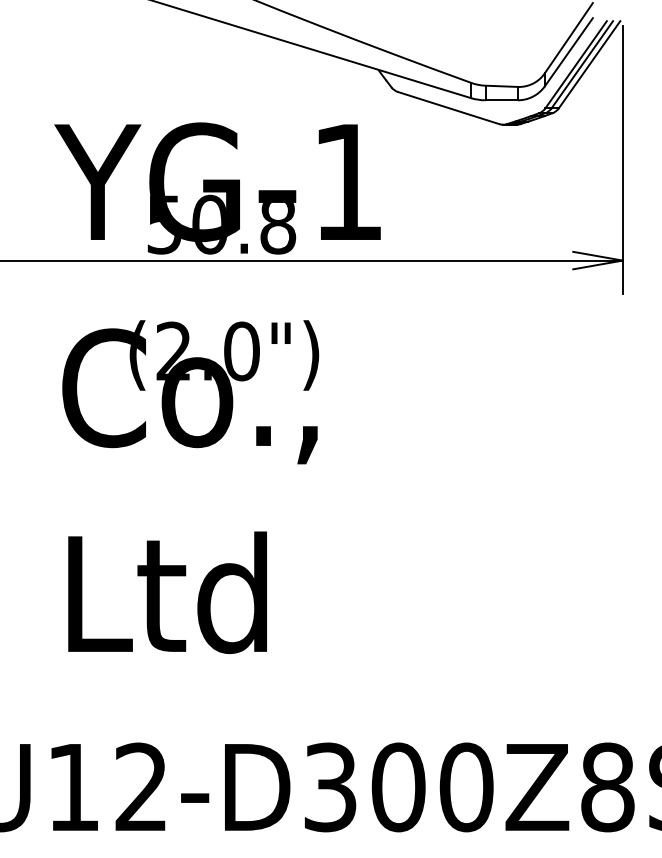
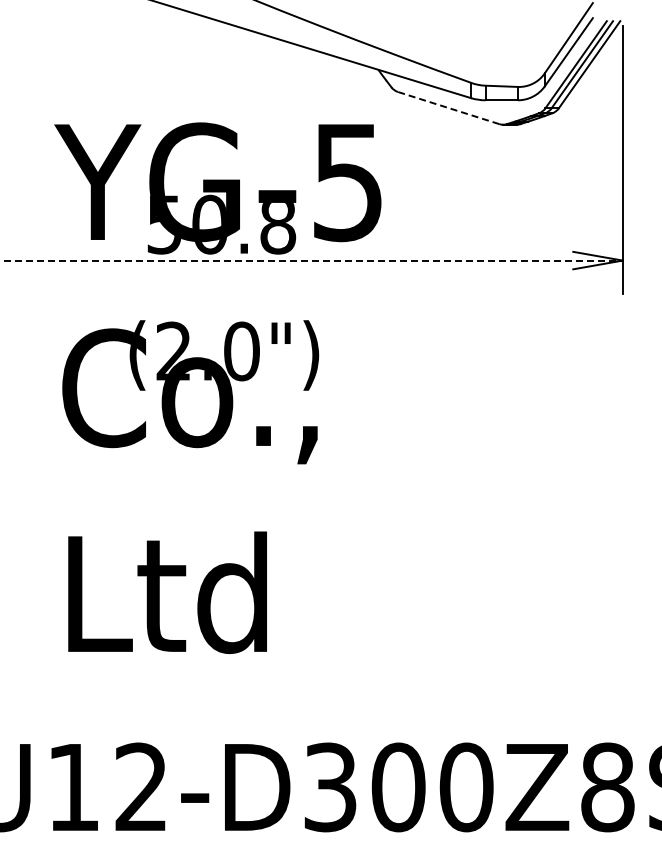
line: solid -> dashed (448, 107)
text: YG-1 -> YG-5 (347, 183)
line: solid -> dashed (311, 260)
